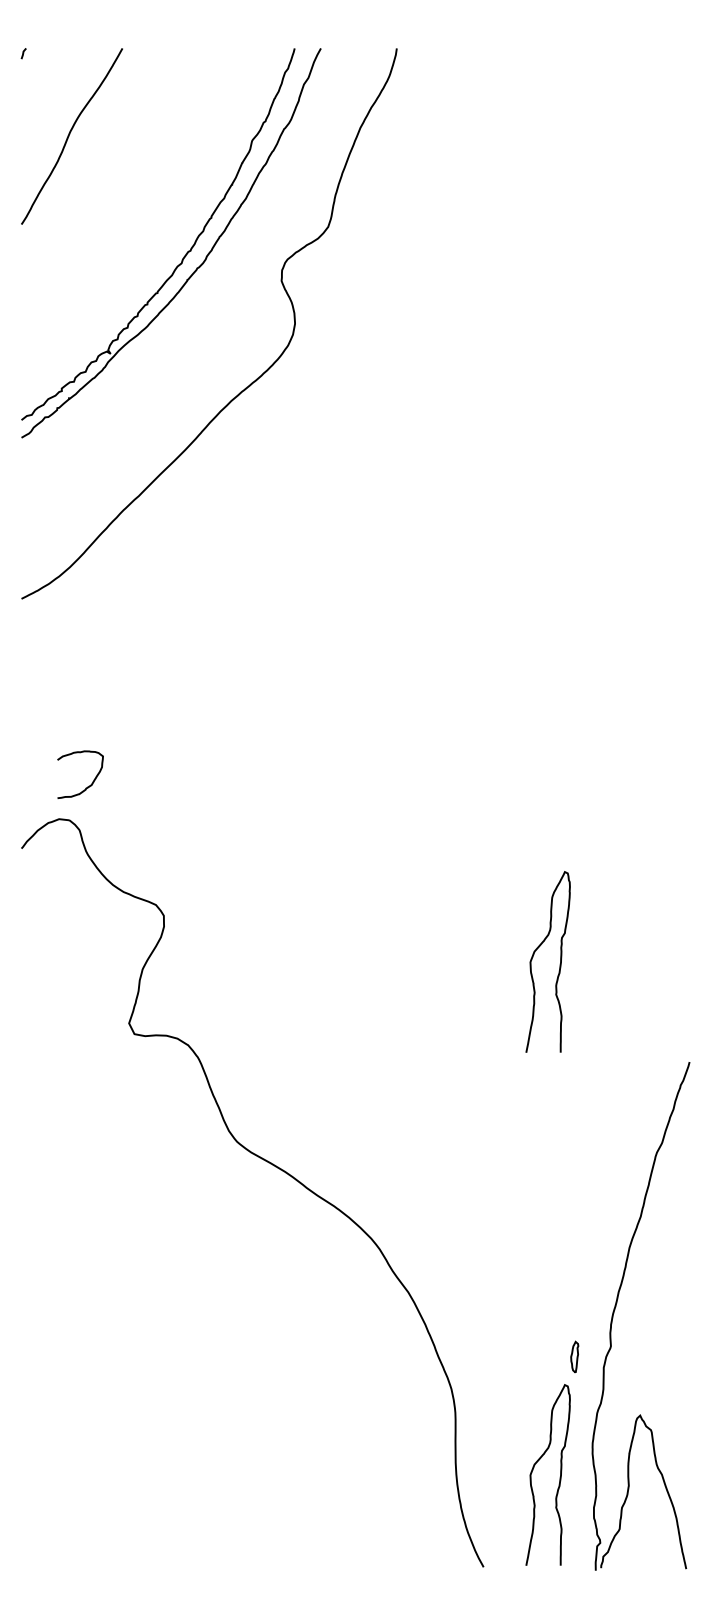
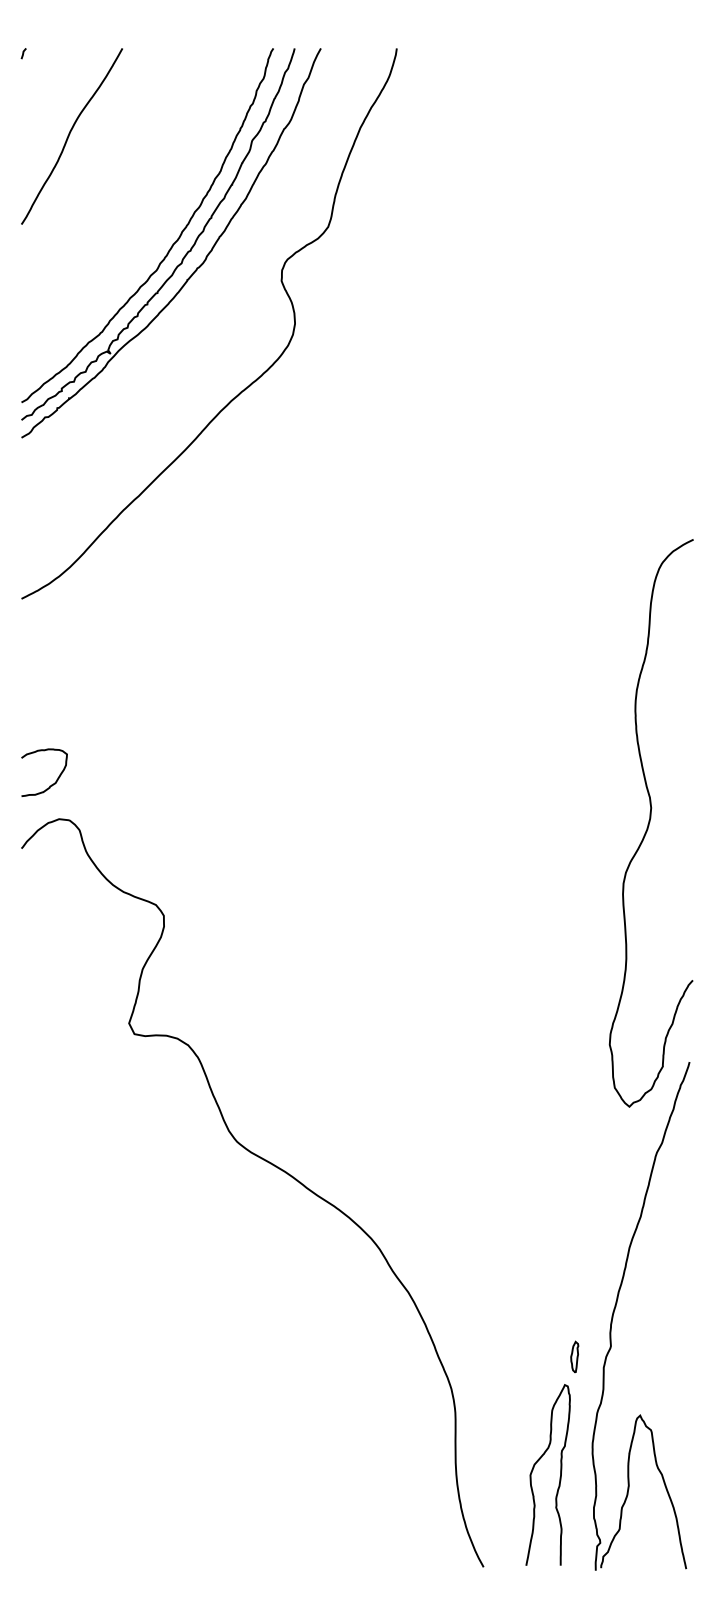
curve: none -> present (171, 245)
curve position: (92, 781) -> (56, 779) (56, 779)
curve: none -> present (650, 822)
curve: present -> none (559, 964)
